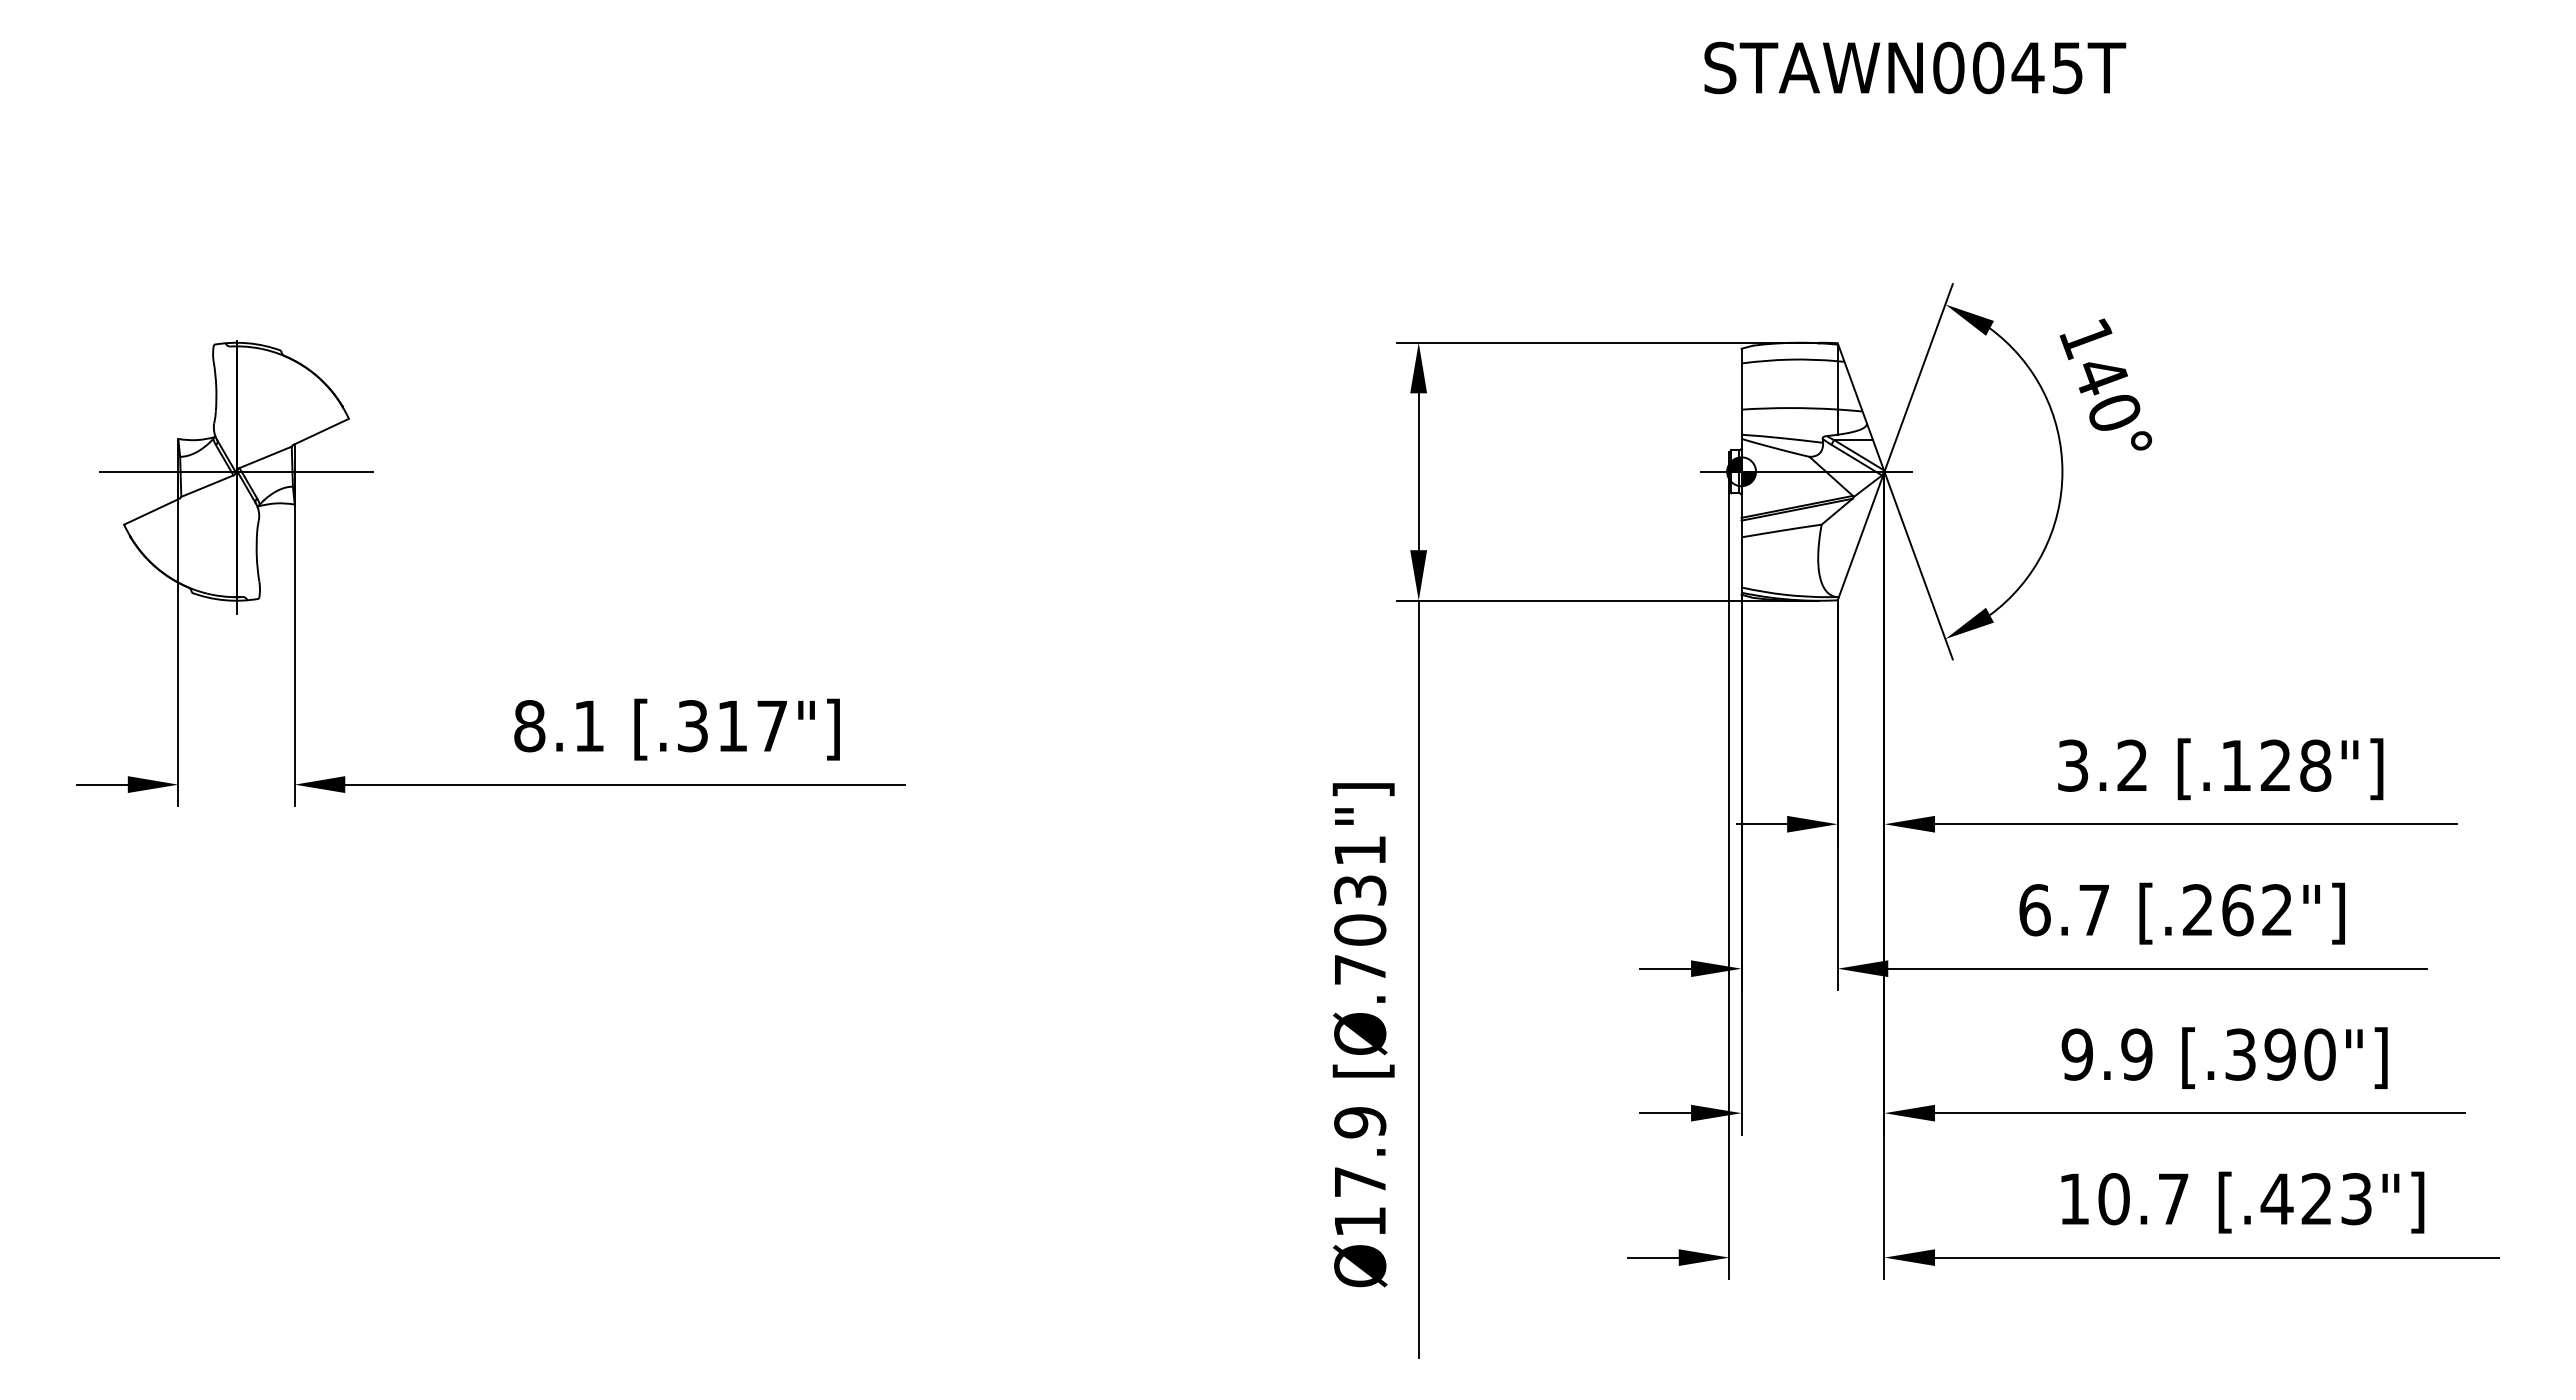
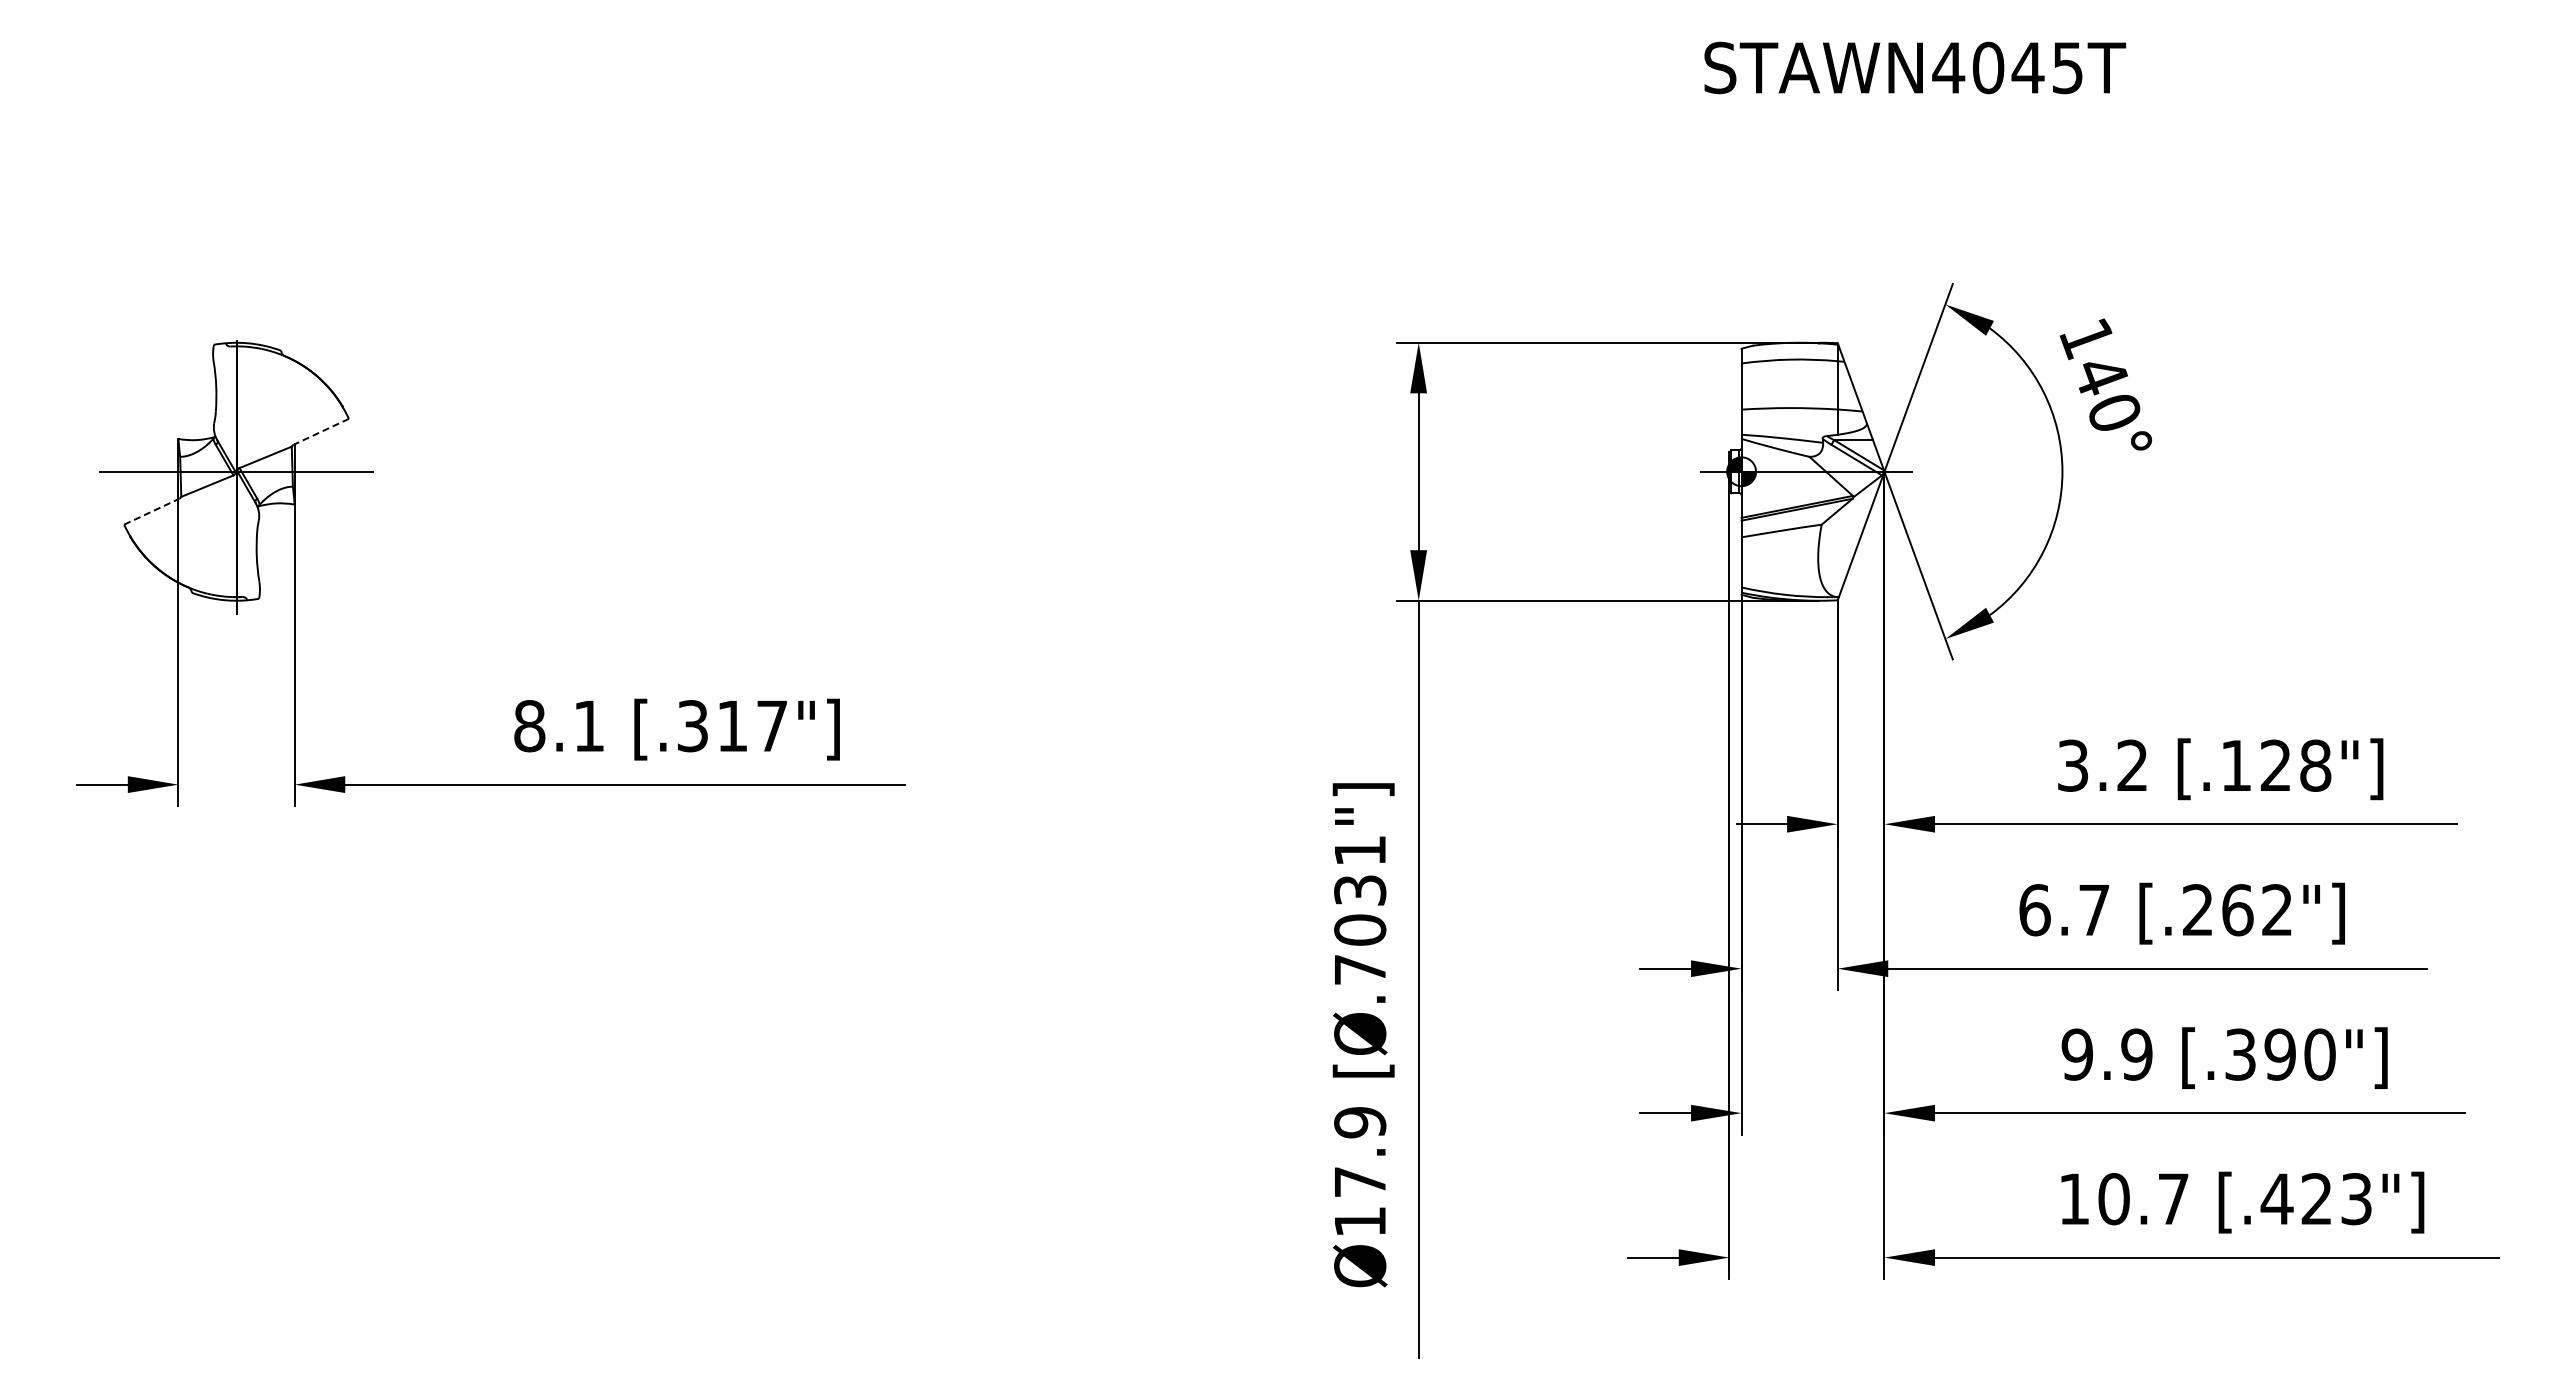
text: STAWN0045T -> STAWN4045T (1948, 67)
line: solid -> dashed (320, 432)
line: solid -> dashed (152, 511)
